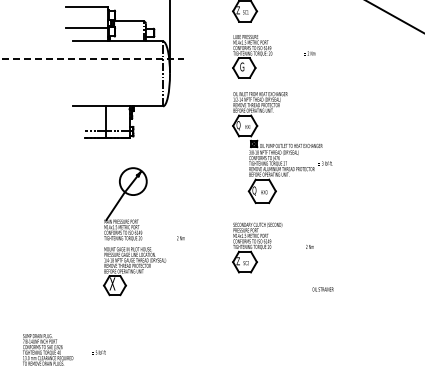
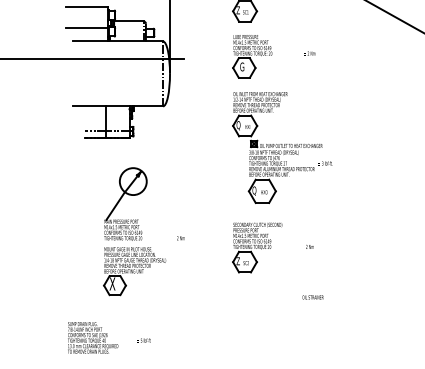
line: dashed -> solid (92, 59)
text position: (322, 289) -> (312, 297) (312, 297)
text position: (64, 349) -> (109, 337) (109, 337)
